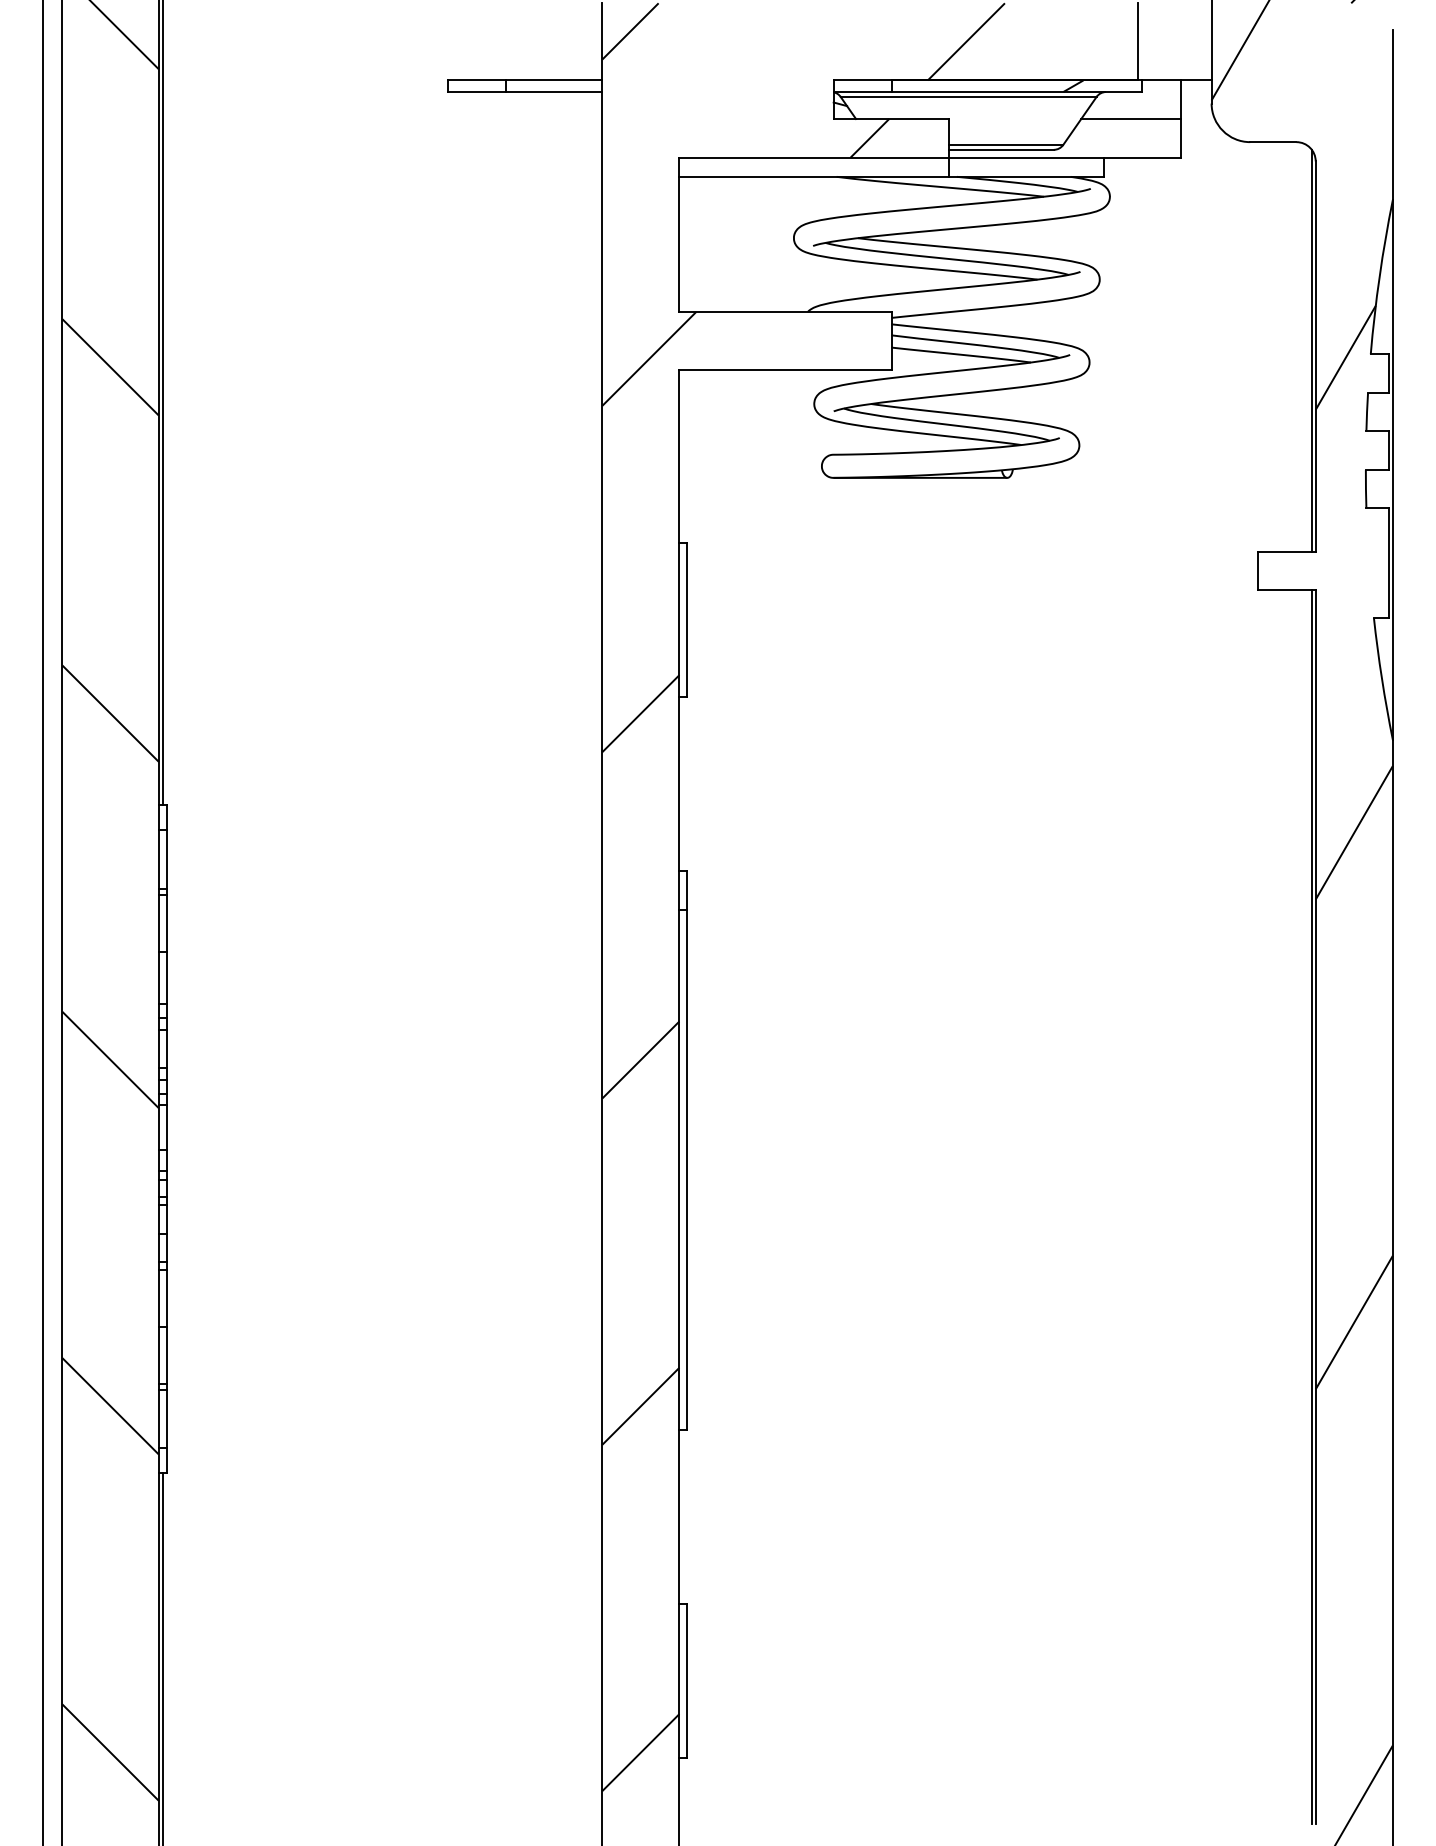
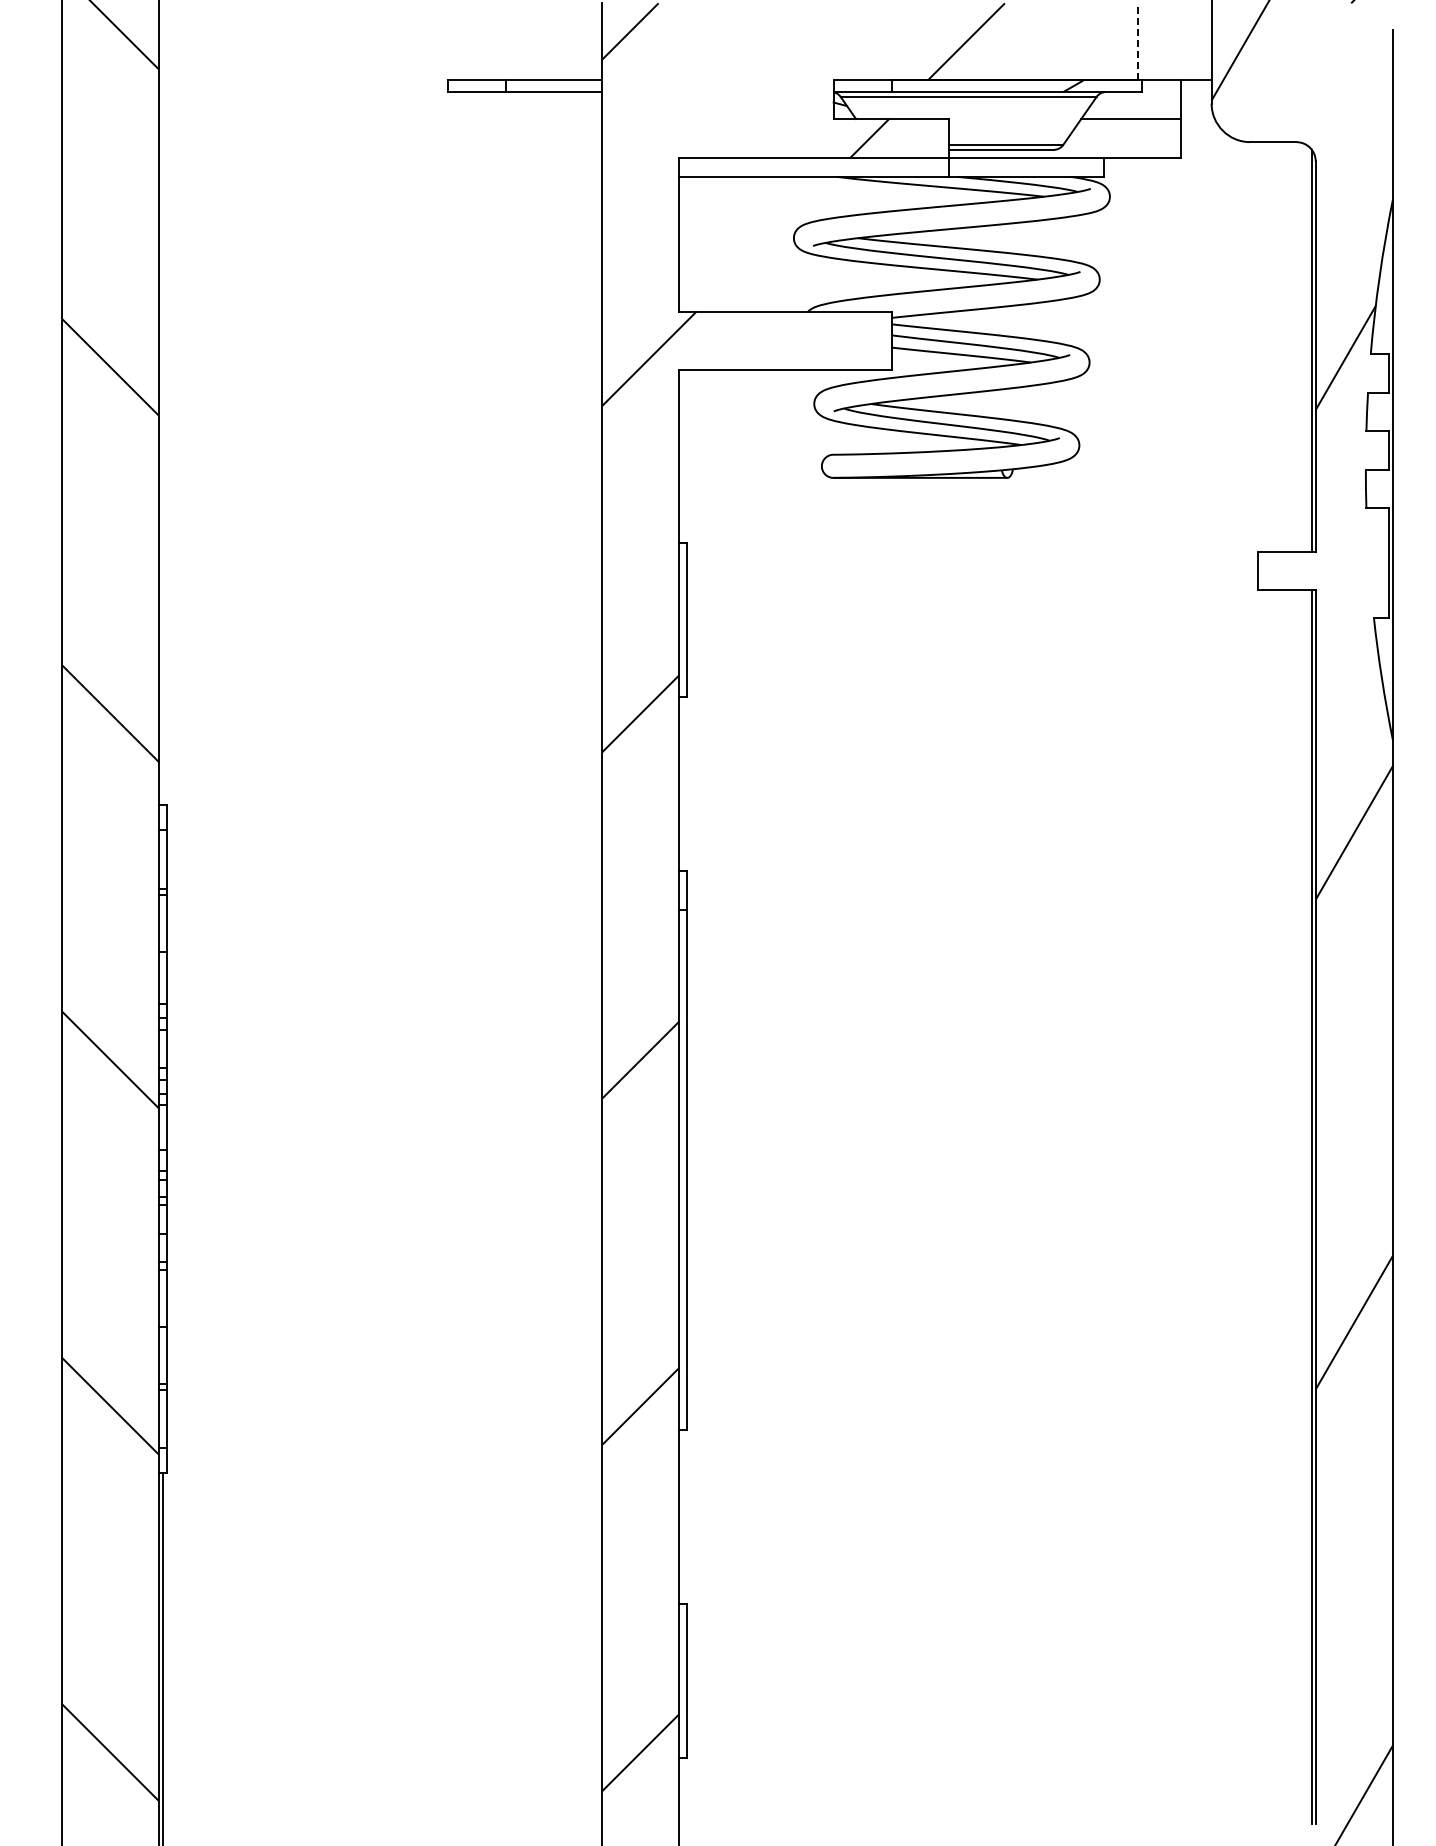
line: solid -> dashed (1138, 41)
line: present -> none (162, 403)
line: present -> none (43, 922)
